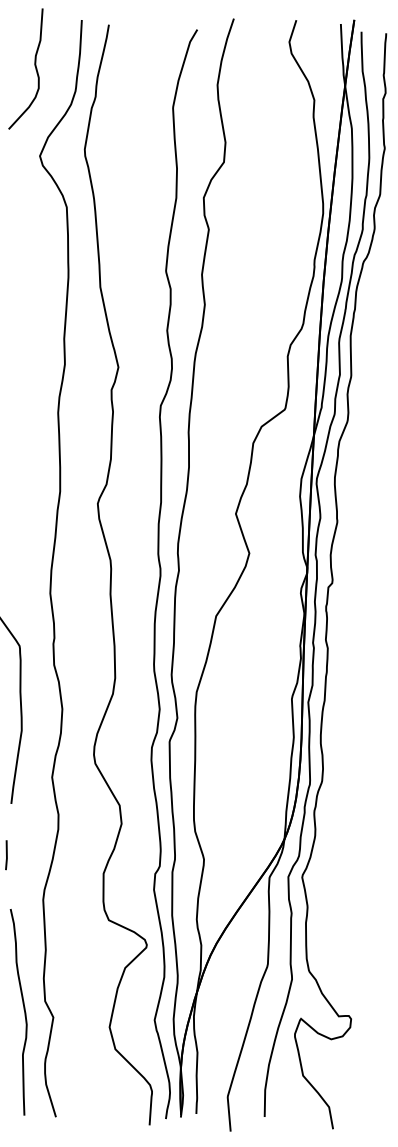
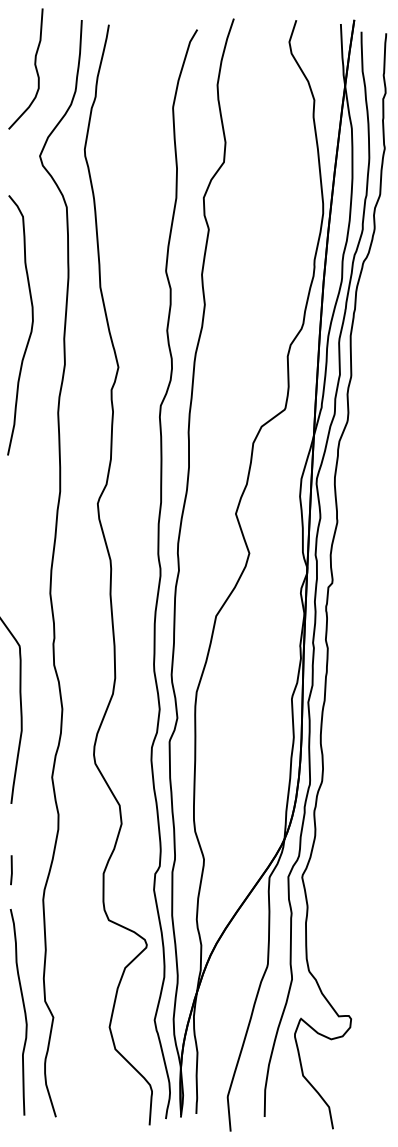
curve: none -> present (30, 329)
line position: (6, 855) -> (11, 870) (11, 870)
